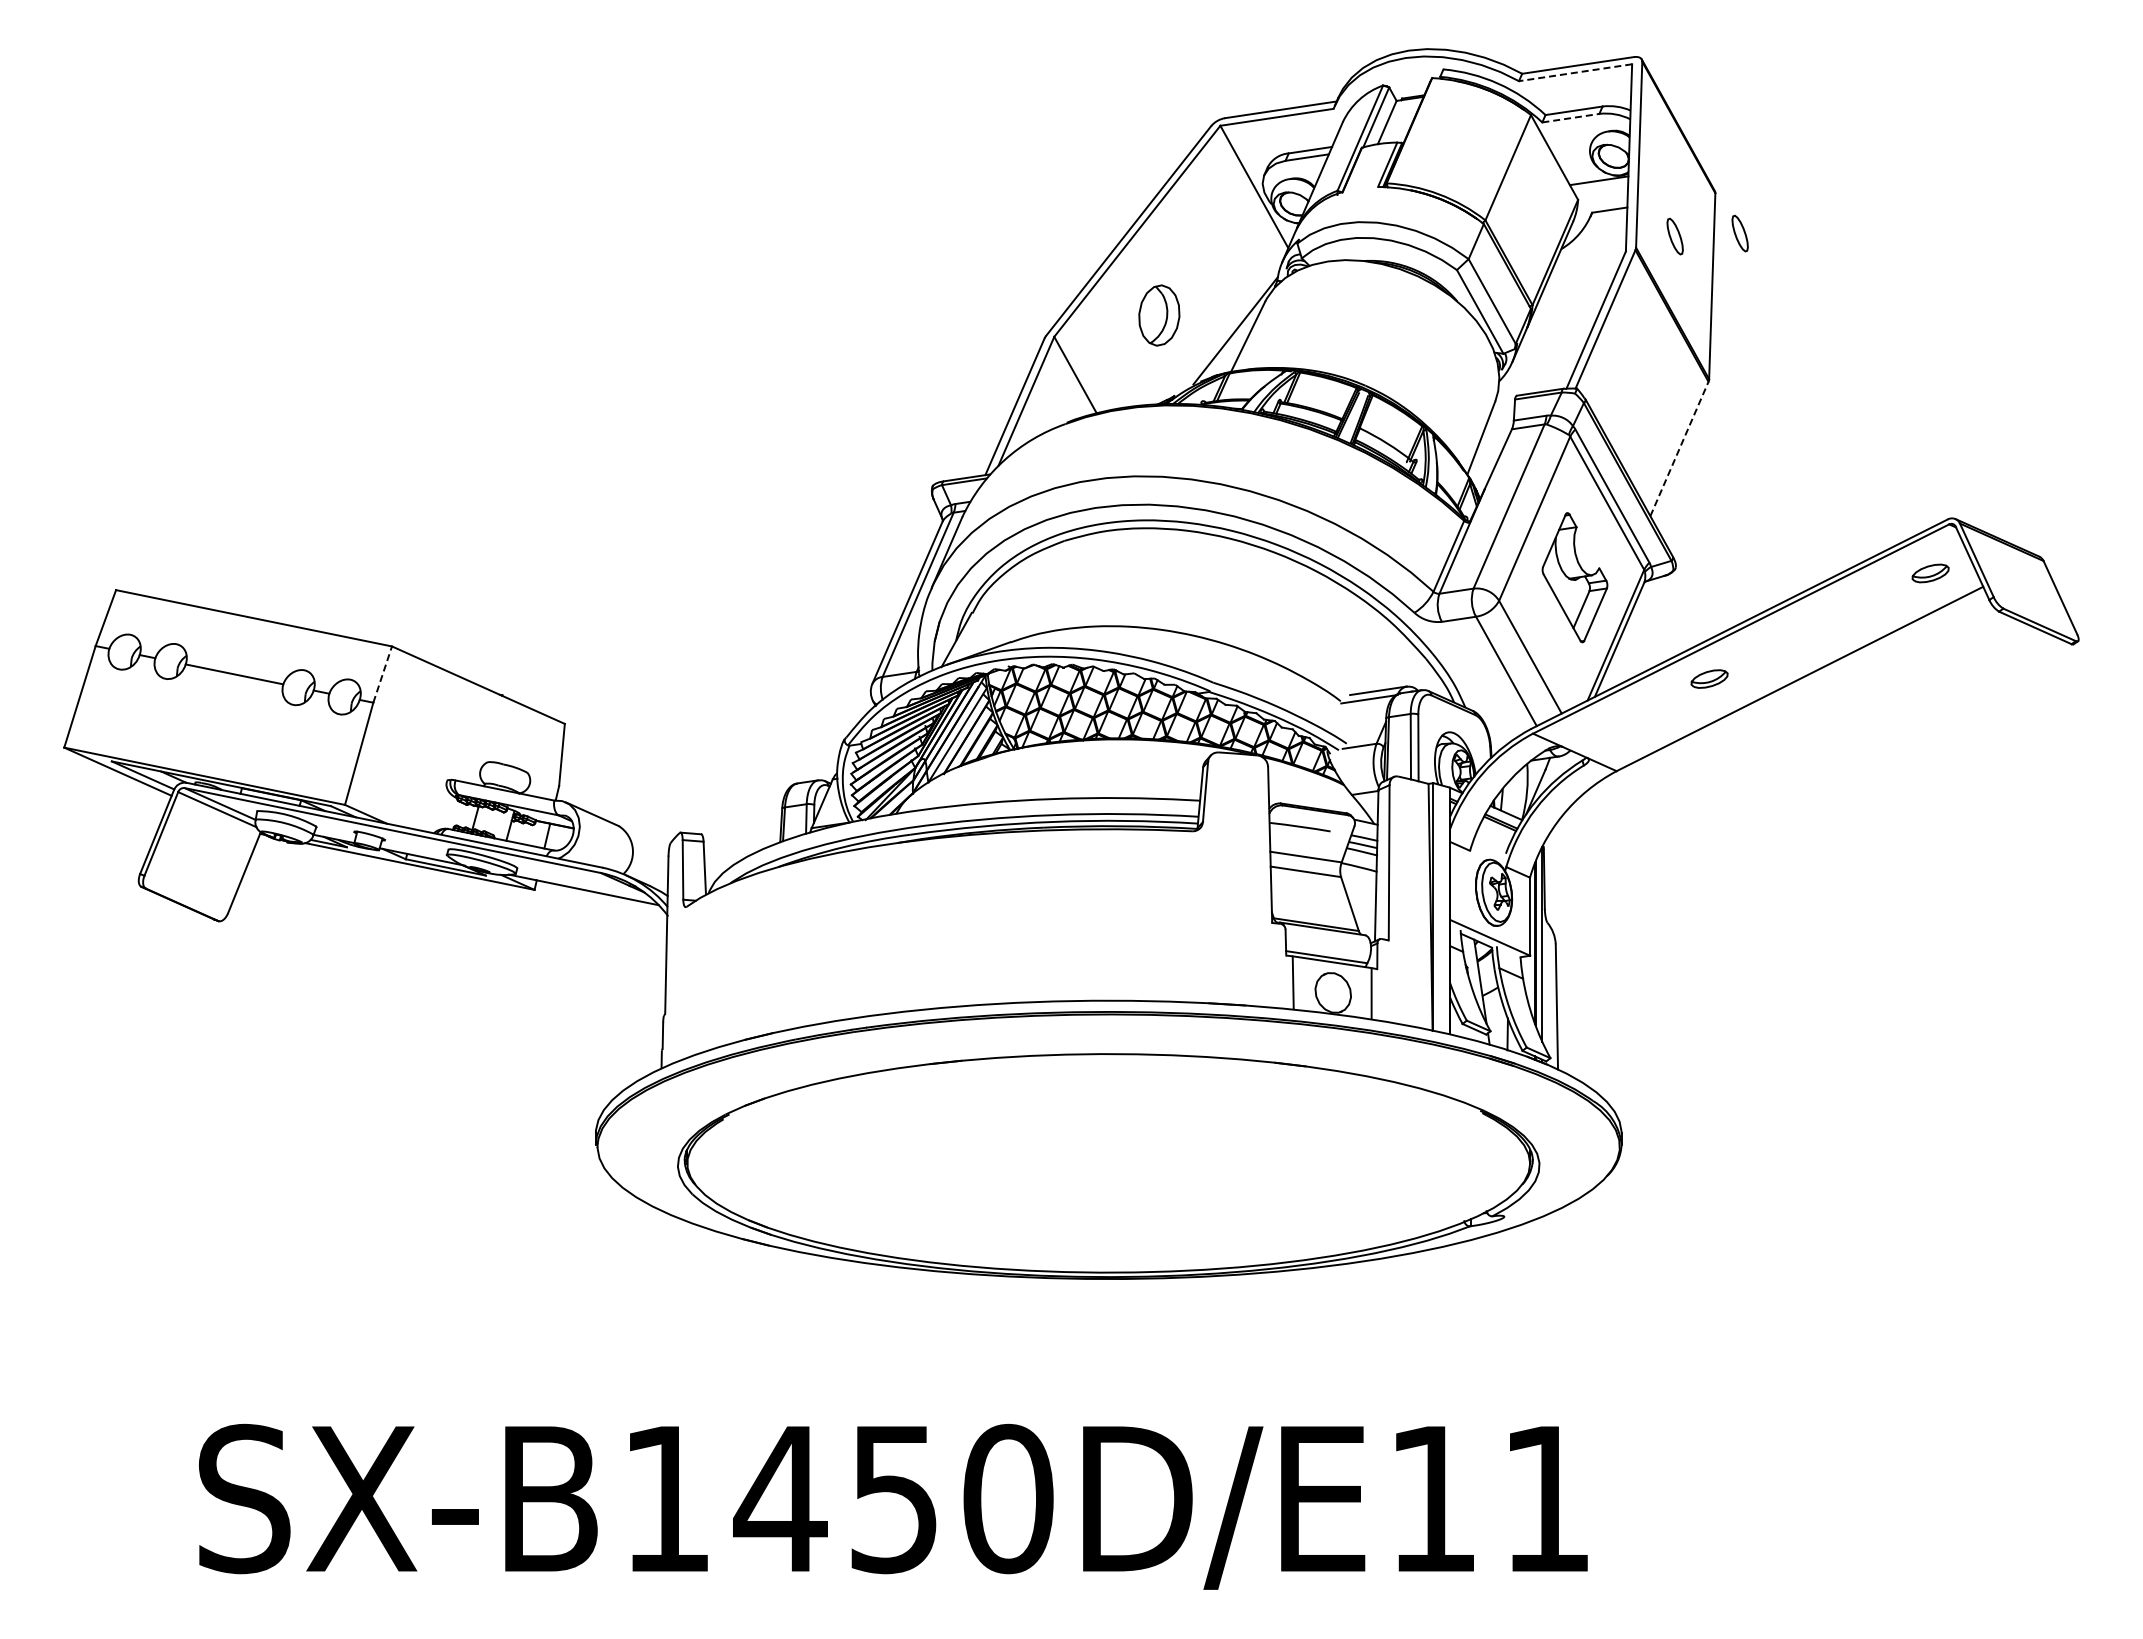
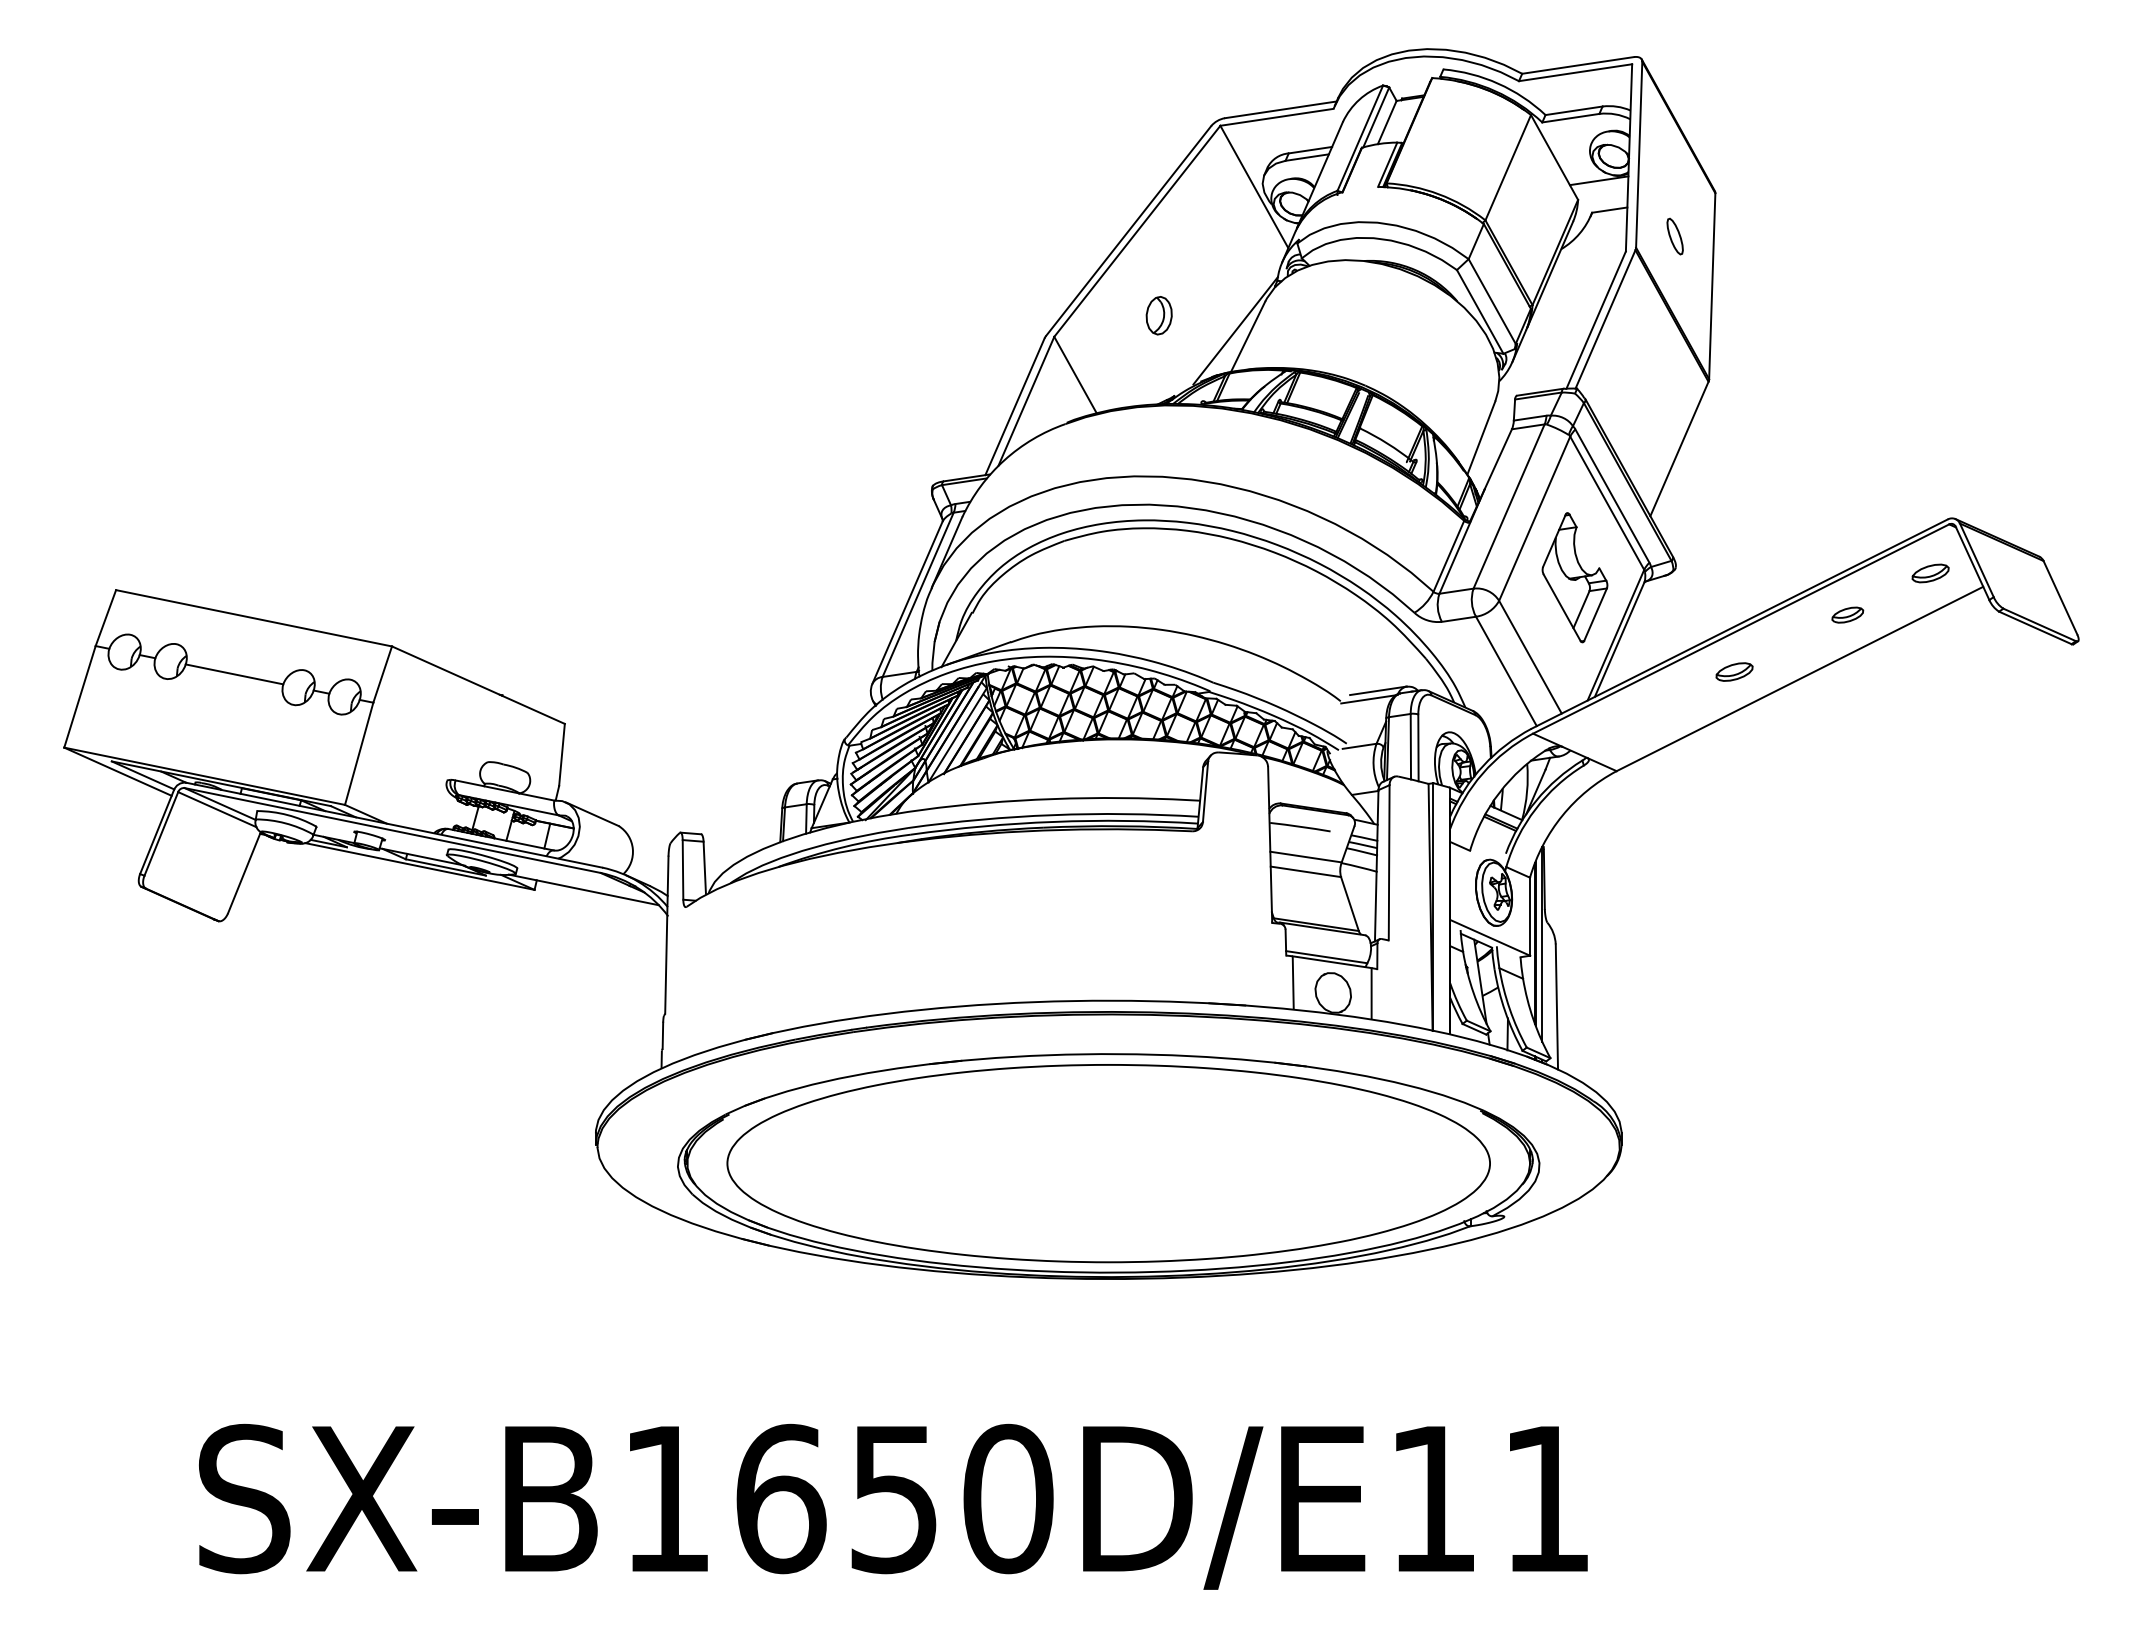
line: dashed -> solid (1575, 72)
line: dashed -> solid (1570, 118)
part: present -> none (1739, 233)
part size: 43x63 px -> 28x40 px (1158, 315)
line: dashed -> solid (1679, 448)
part: none -> present (1847, 614)
line: dashed -> solid (382, 674)
part position: (1709, 678) -> (1734, 671) (1734, 671)
part: none -> present (1108, 1163)
text: SX-B1450D/E11 -> SX-B1650D/E11 (780, 1498)
